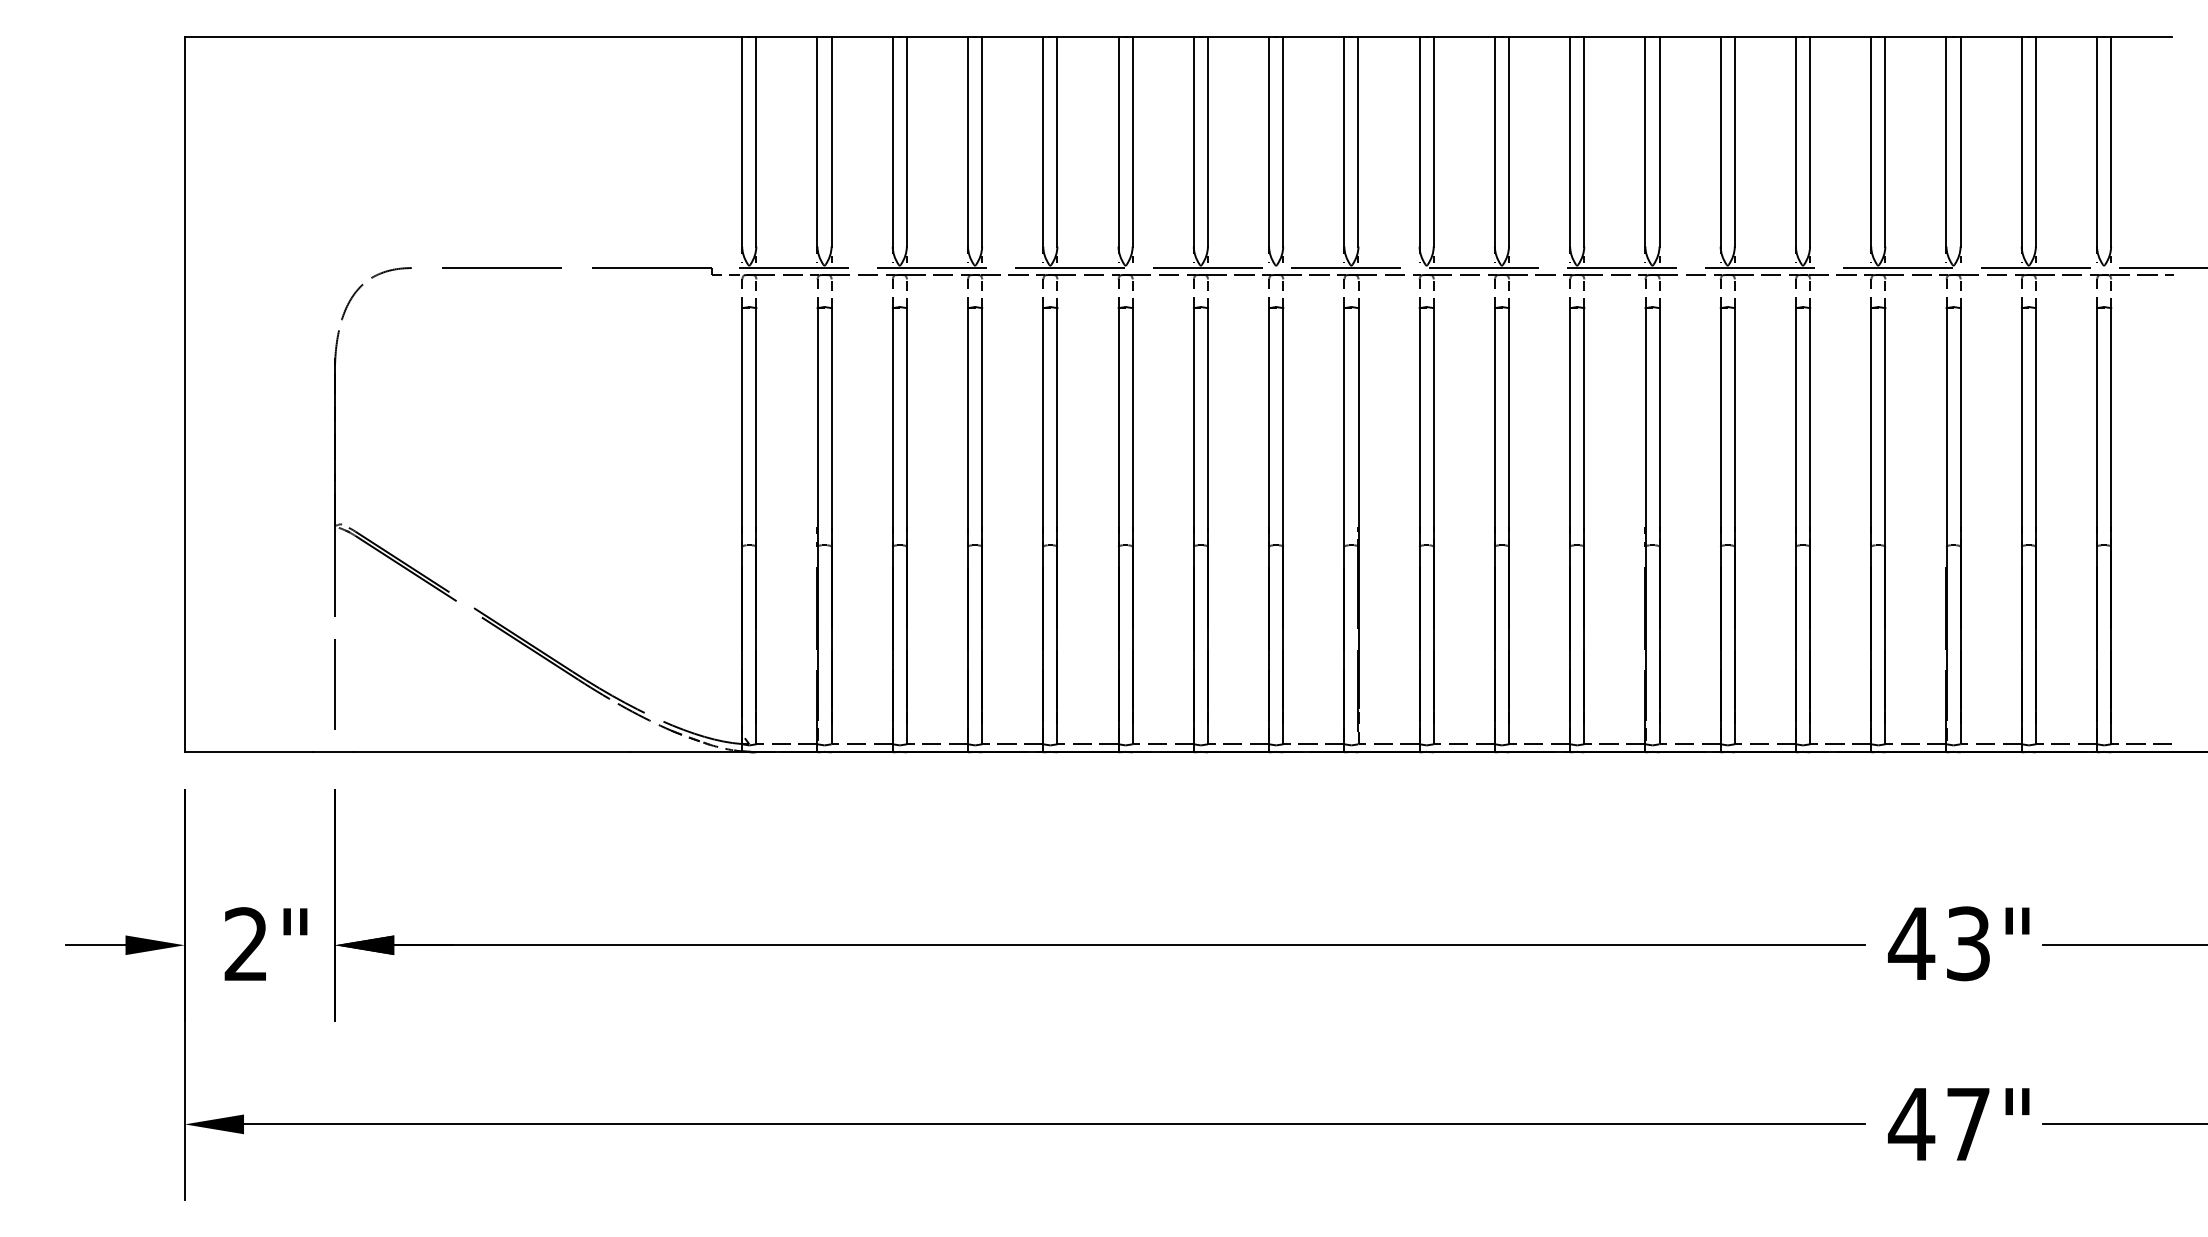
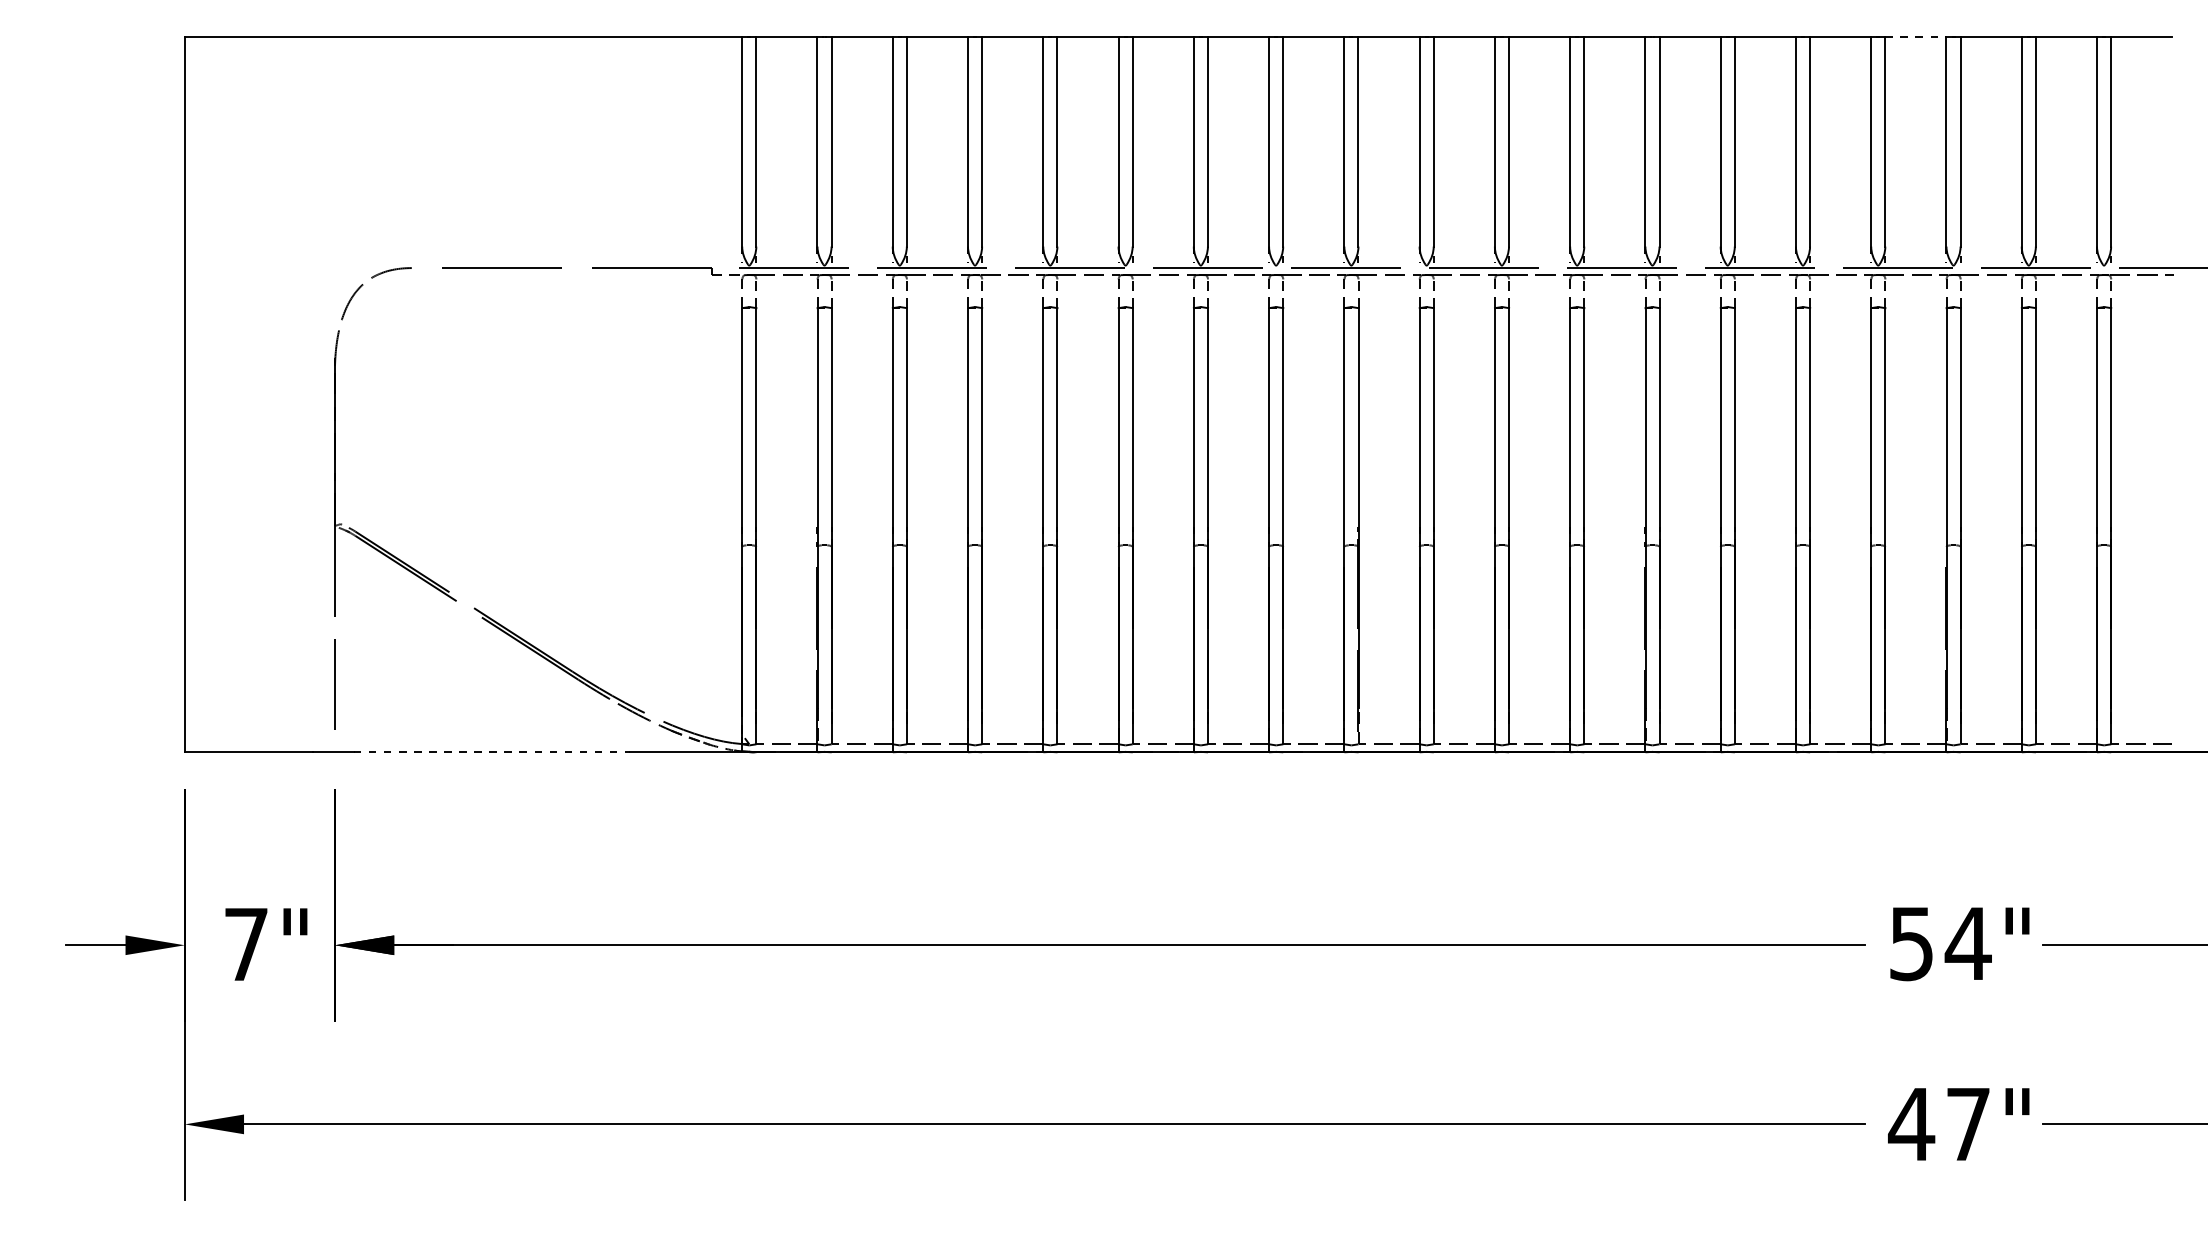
line: solid -> dashed (1915, 37)
line: solid -> dashed (491, 752)
text: 2" -> 7" (245, 943)
text: 43" -> 54" (1939, 943)
